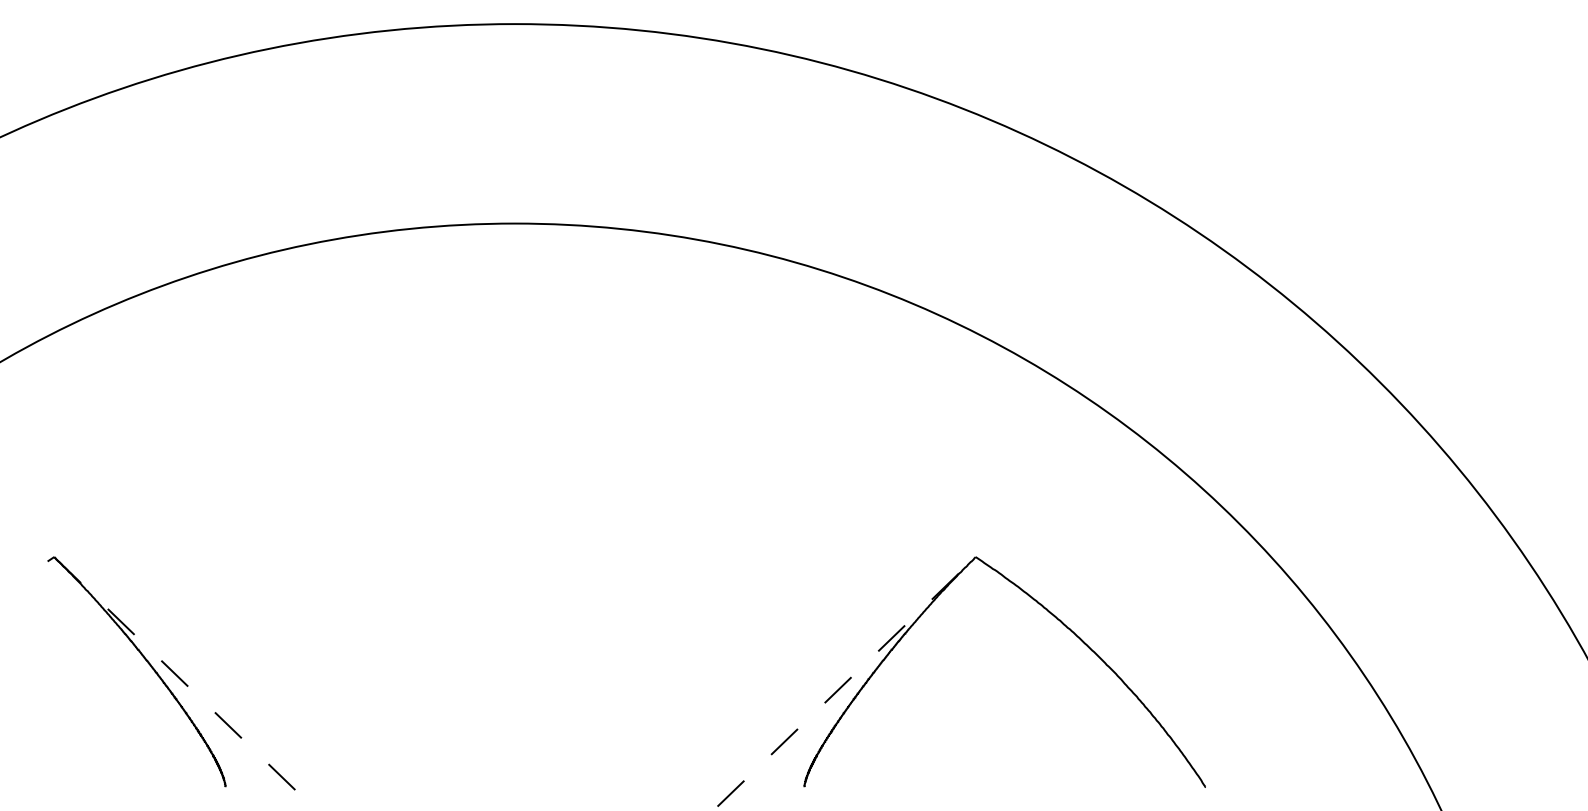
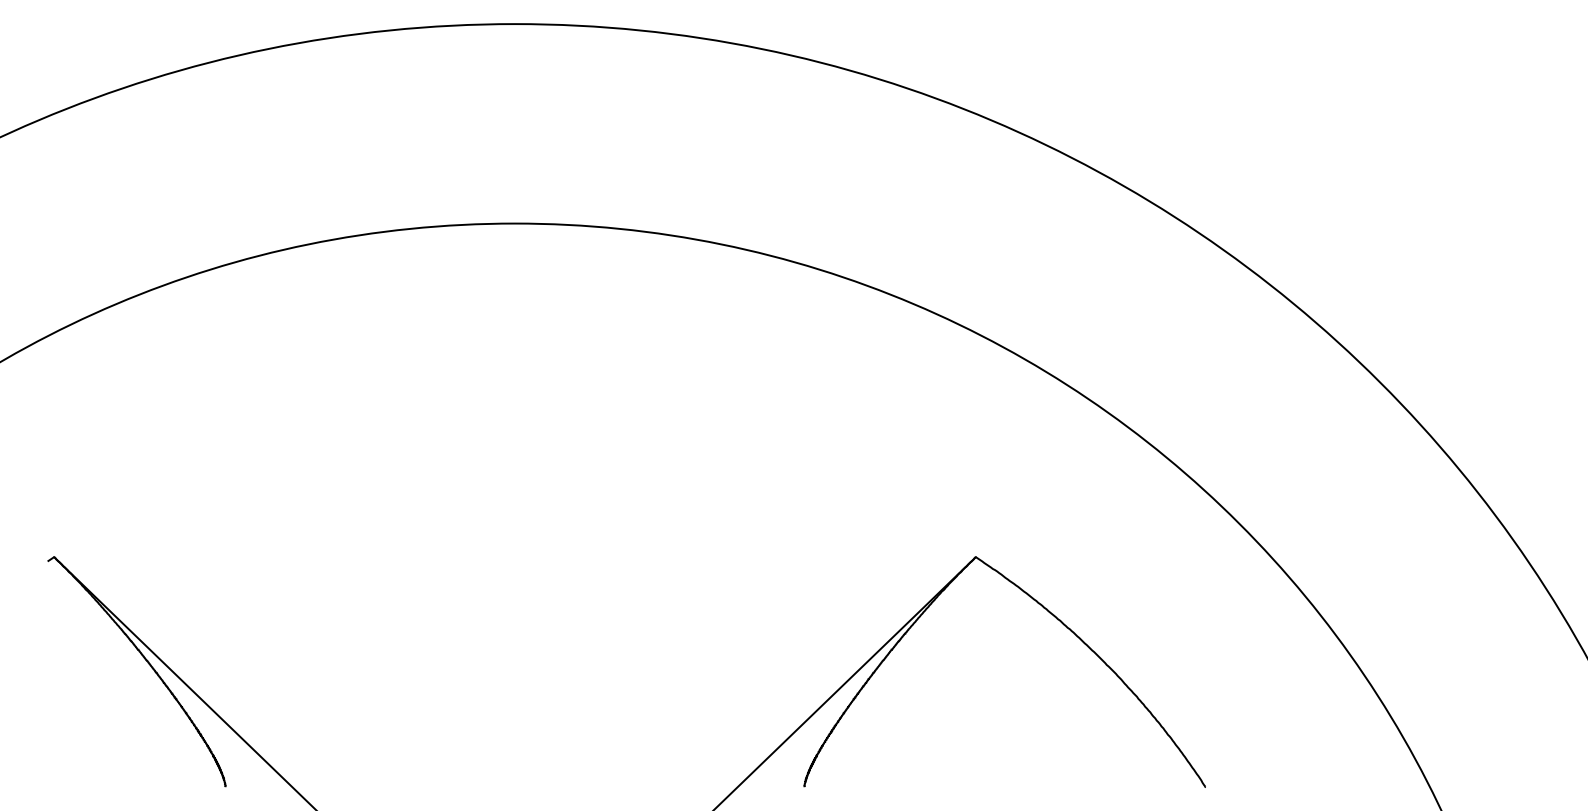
line: dashed -> solid (845, 683)
line: dashed -> solid (185, 684)
